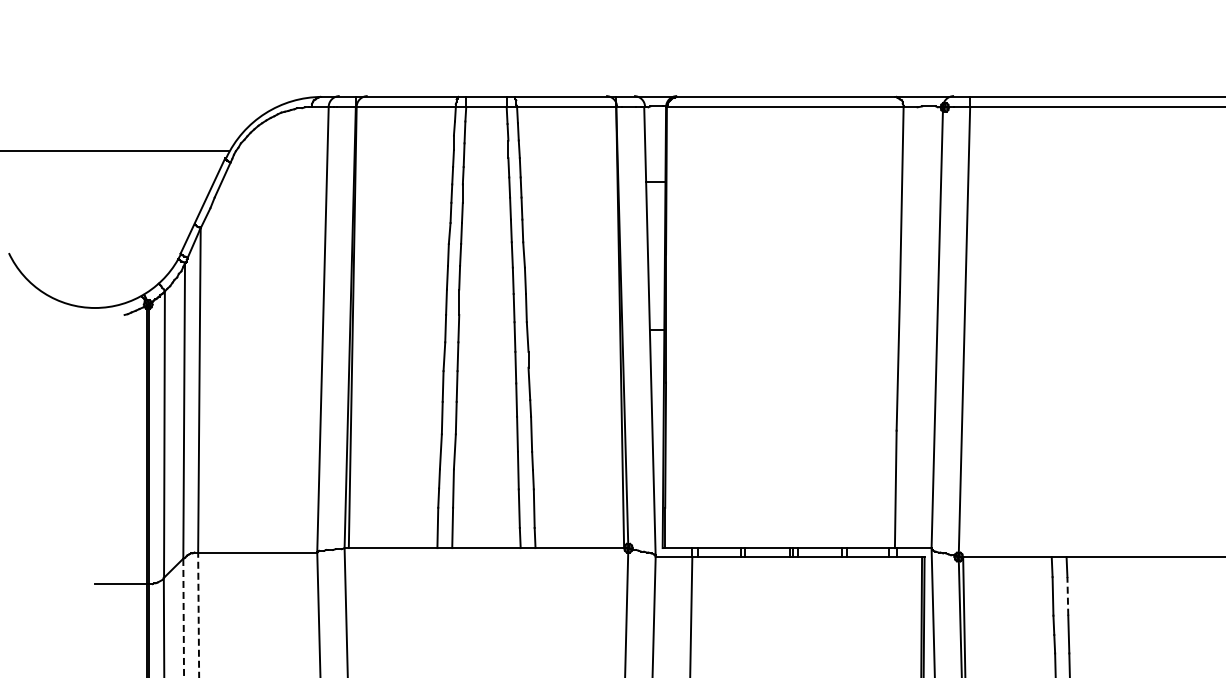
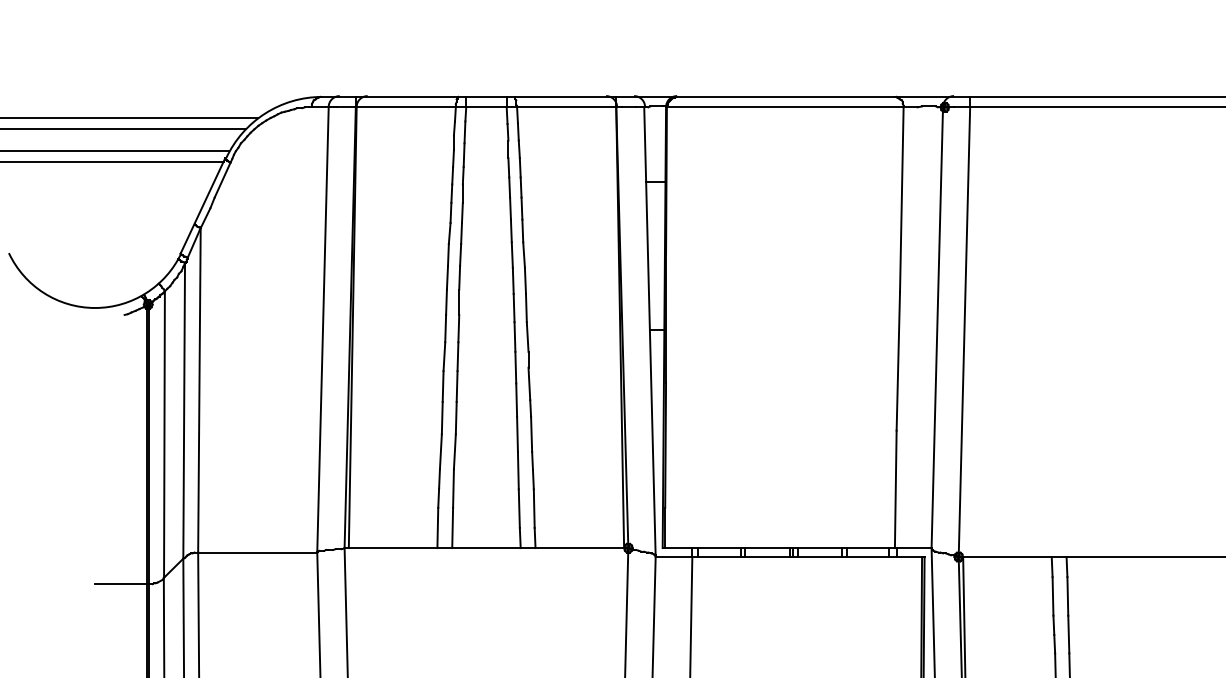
line: none -> present (129, 117)
line: none -> present (124, 128)
line: none -> present (112, 161)
line: dashed -> solid (1067, 595)
line: dashed -> solid (198, 614)
line: dashed -> solid (183, 617)
